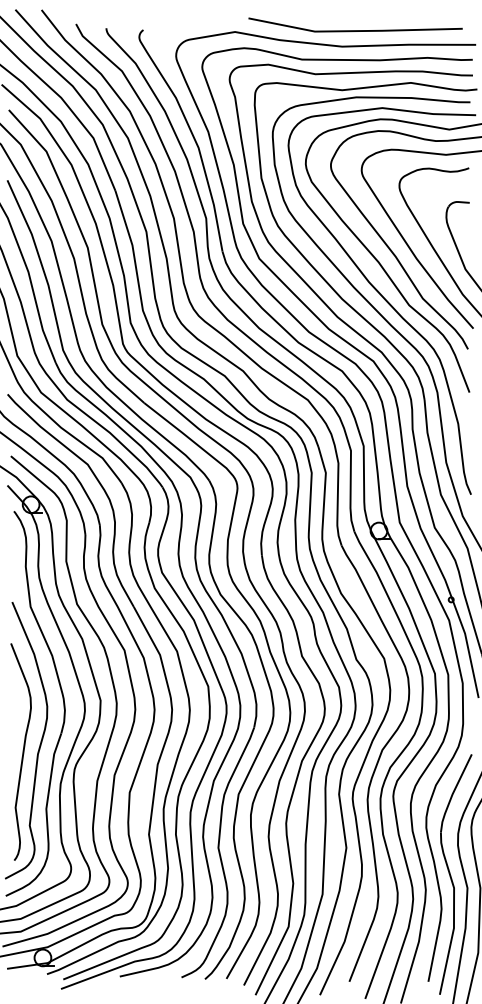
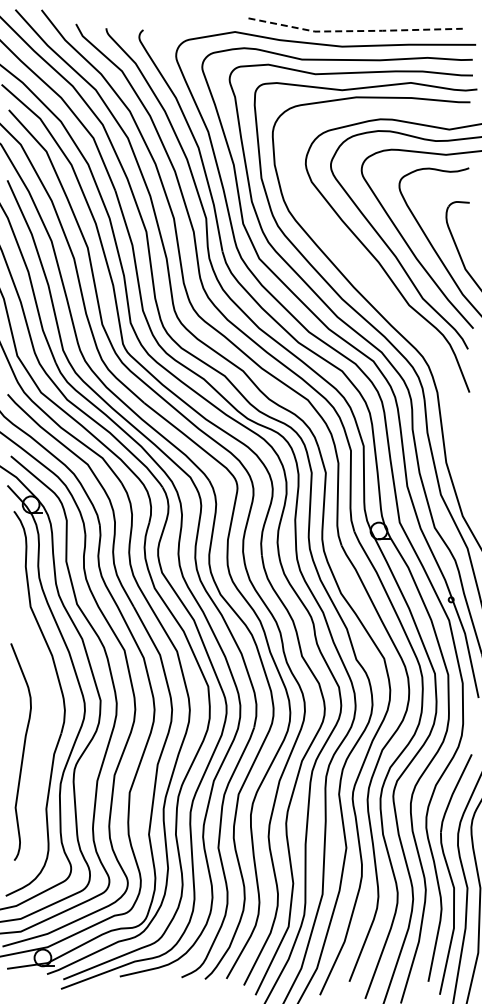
line: solid -> dashed (355, 31)
curve: present -> none (383, 299)
curve: present -> none (39, 744)
